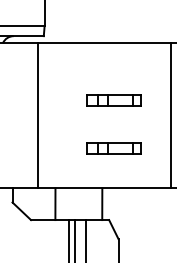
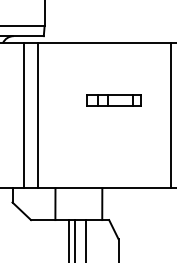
line: none -> present (24, 115)
part: present -> none (113, 148)
